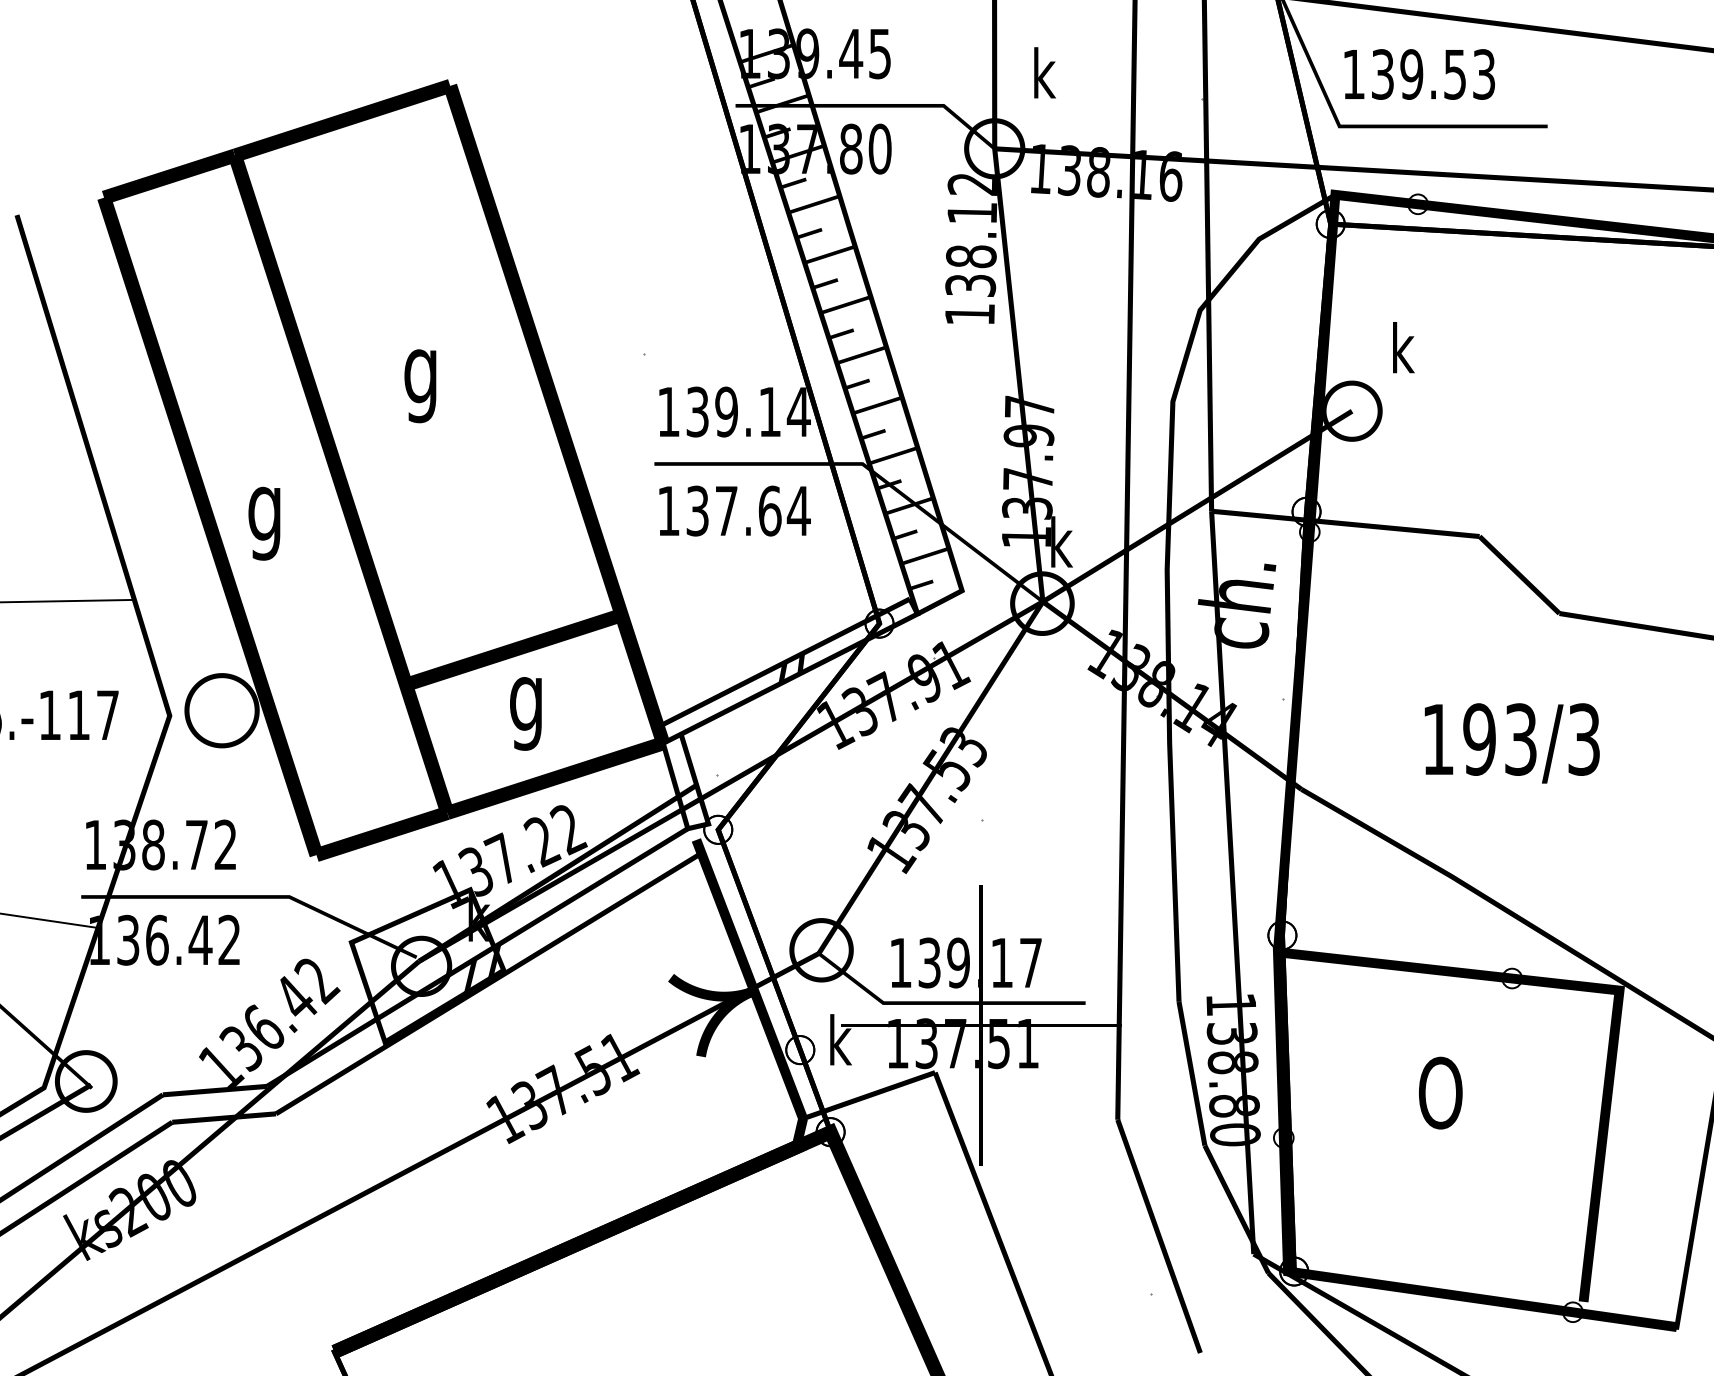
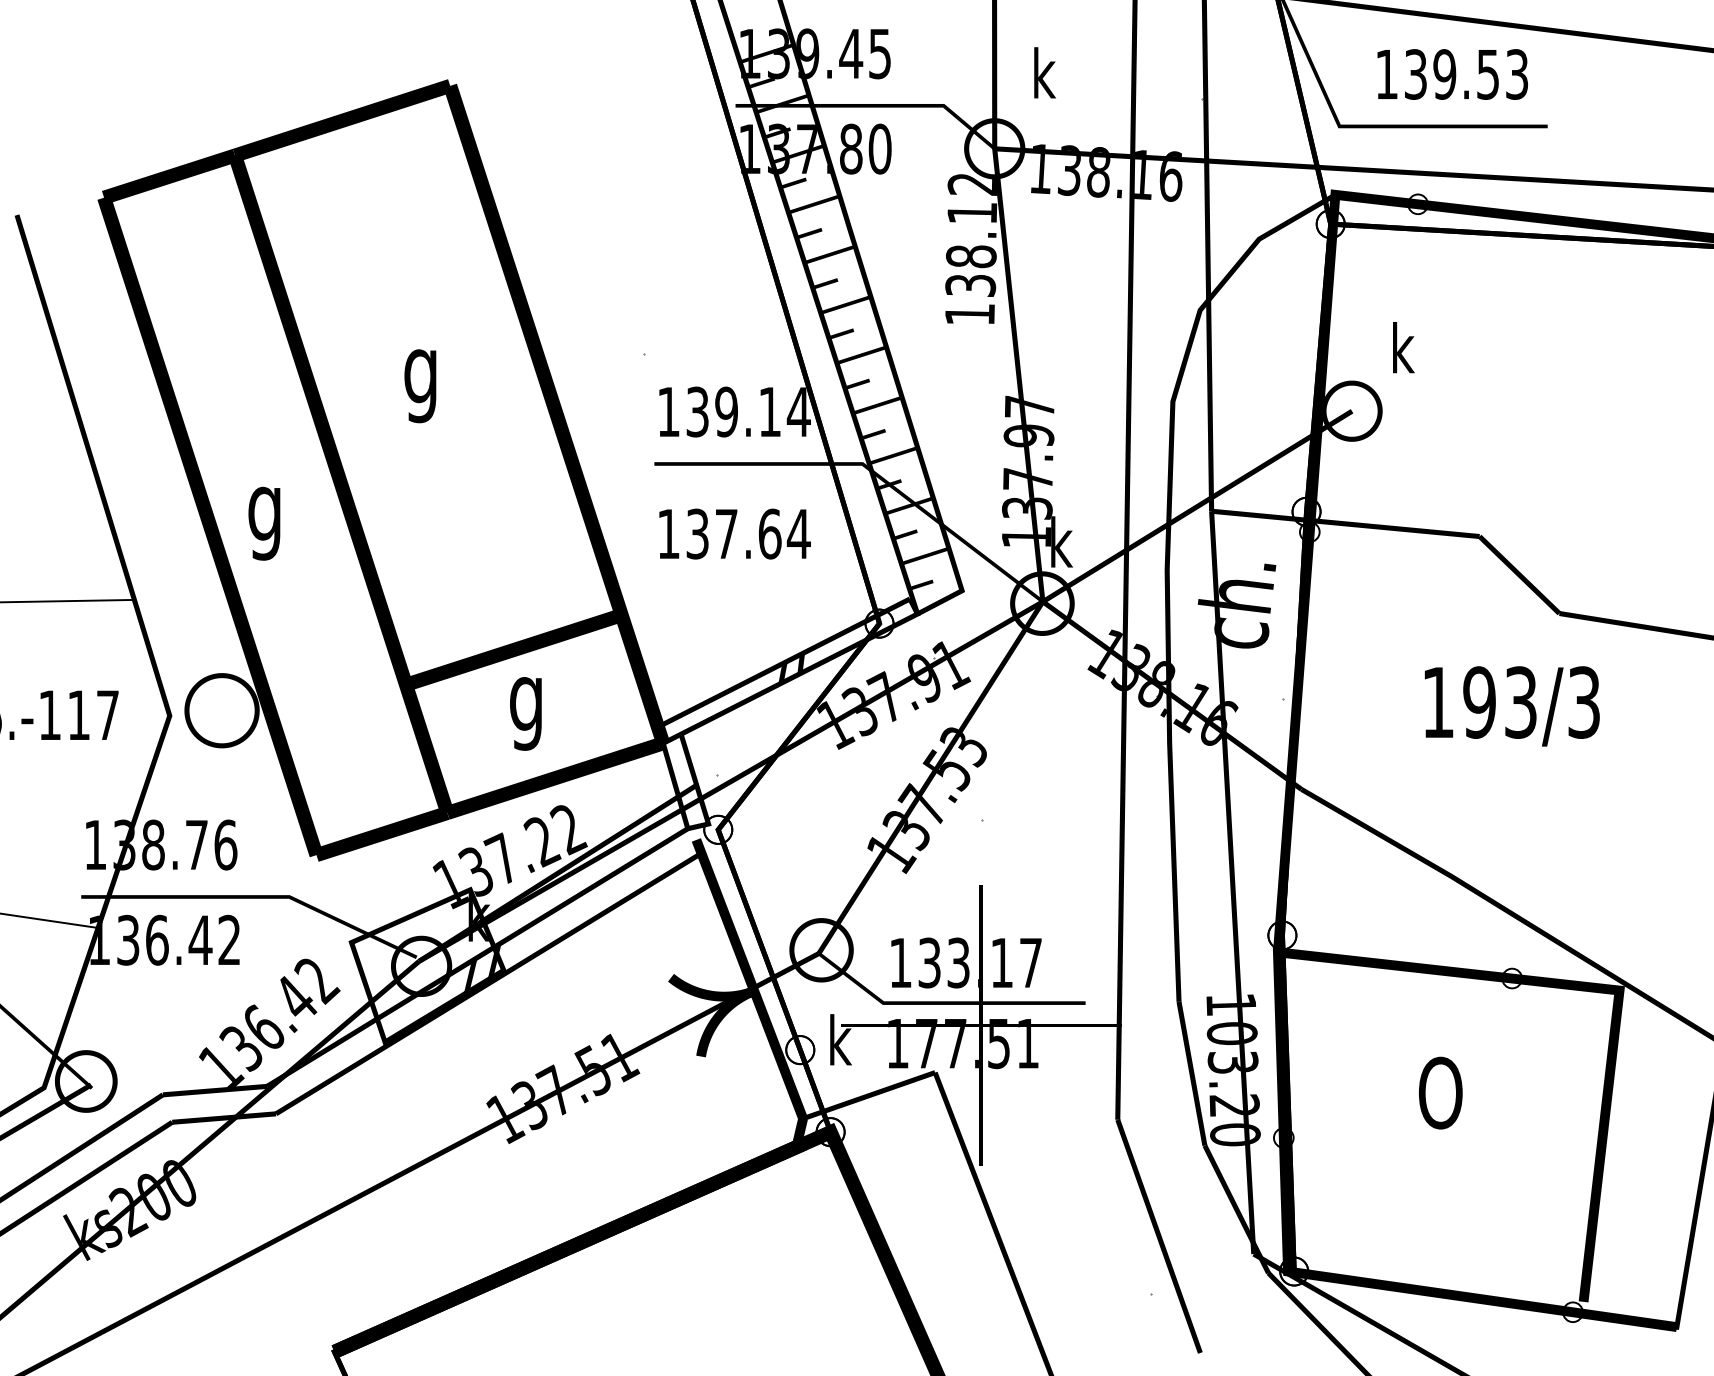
text position: (1419, 74) -> (1452, 74) (1452, 74)
text position: (734, 510) -> (734, 533) (734, 533)
text: 138.14 -> 138.16 (1219, 723)
text position: (1511, 743) -> (1511, 706) (1511, 706)
text: 138.72 -> 138.76 (225, 844)
text: 139.17 -> 133.17 (958, 962)
text: 137.51 -> 177.51 (926, 1043)
text: 138.80 -> 103.20 (1232, 1069)
